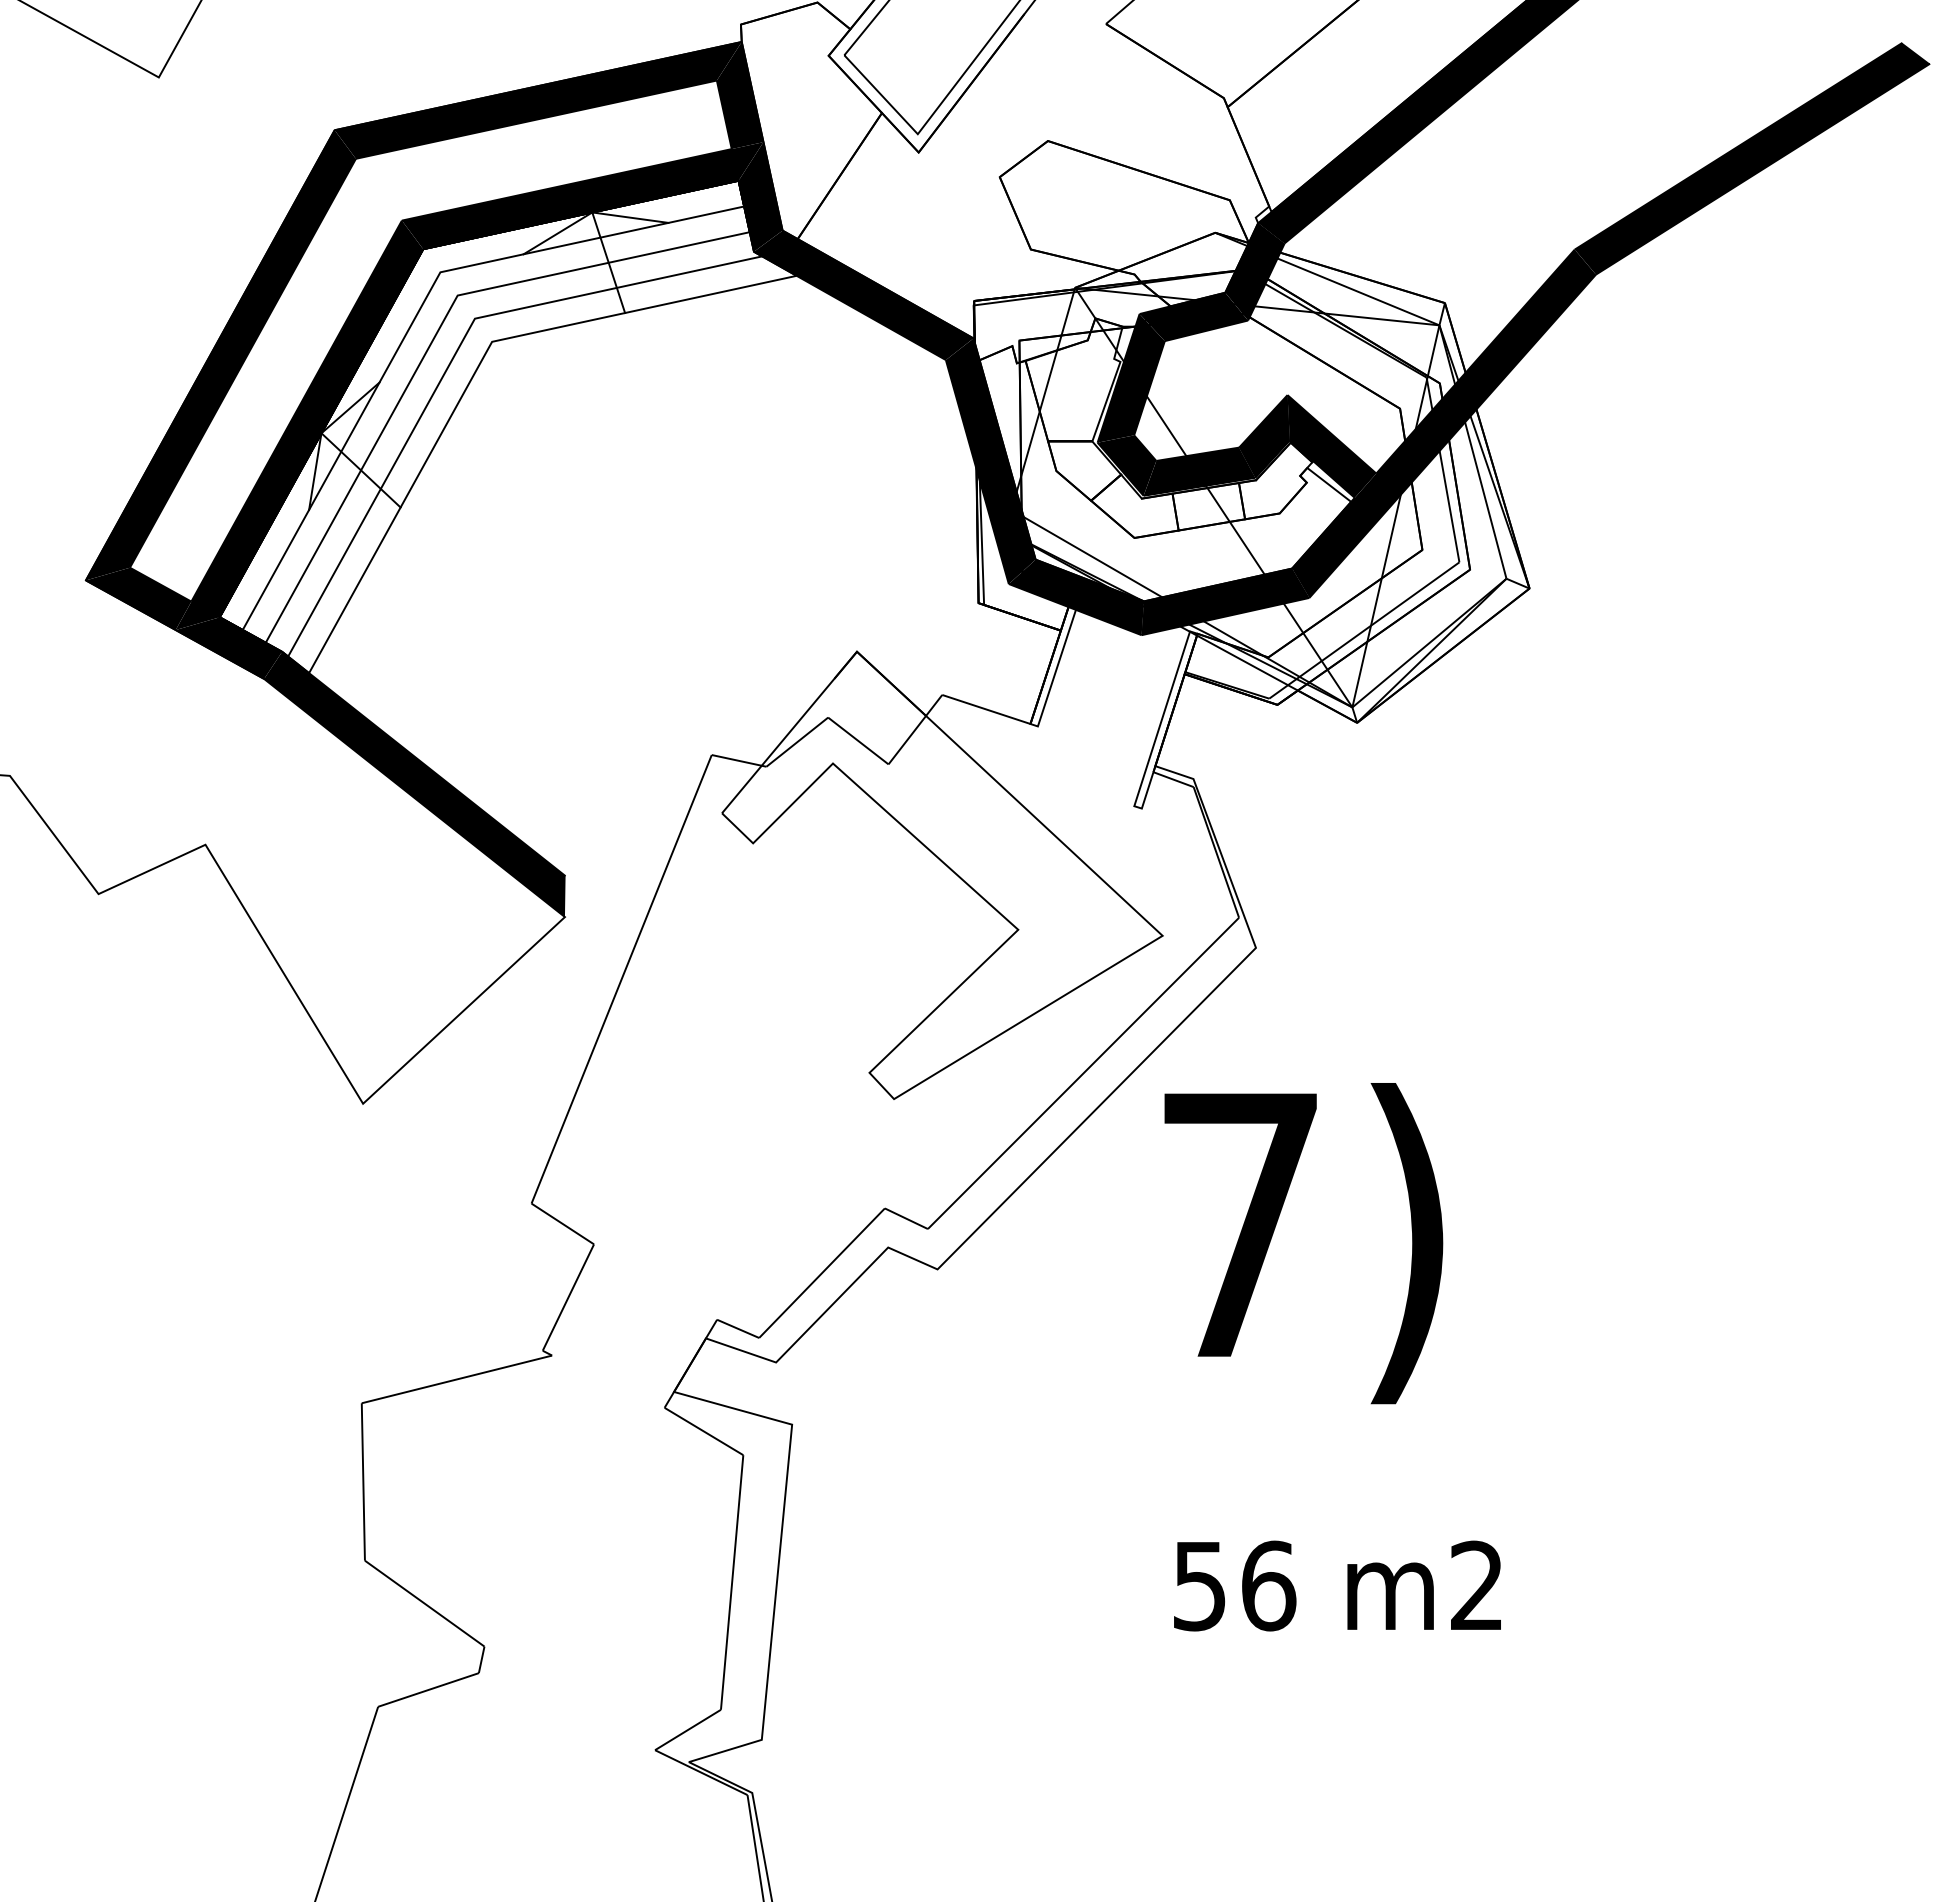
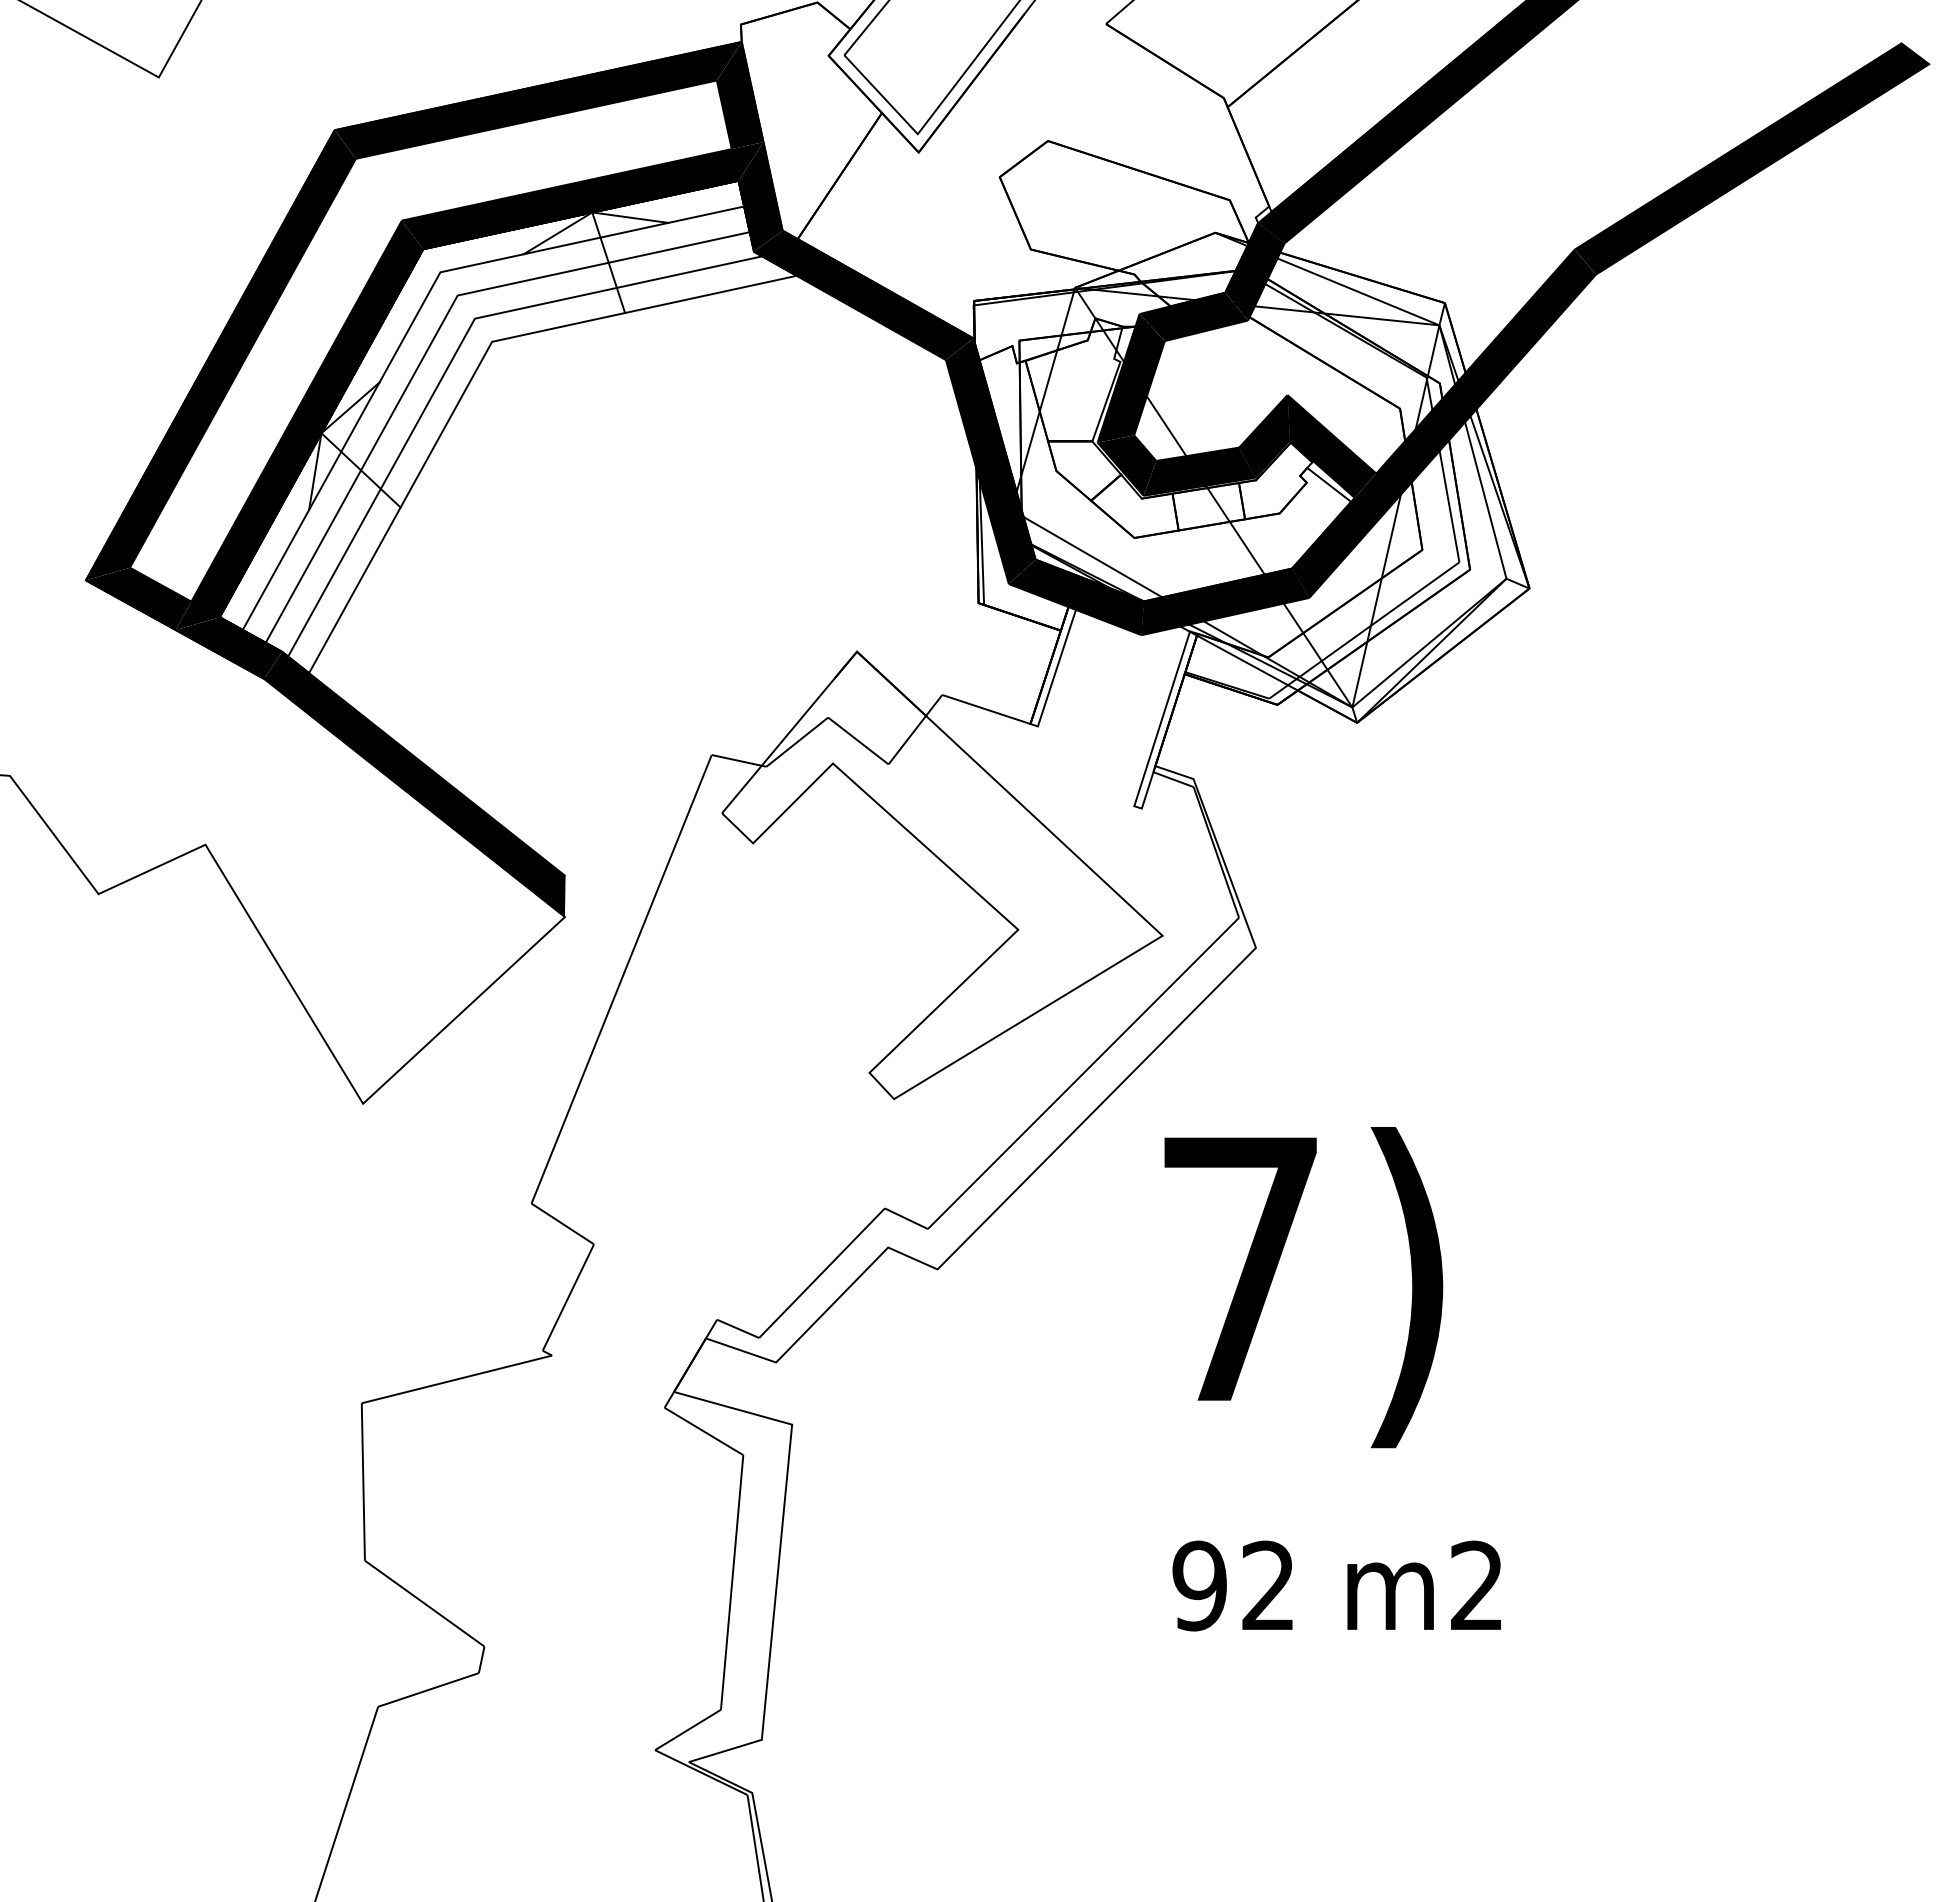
text position: (1303, 1243) -> (1303, 1287) (1303, 1287)
text: 56 -> 92 (1234, 1585)
